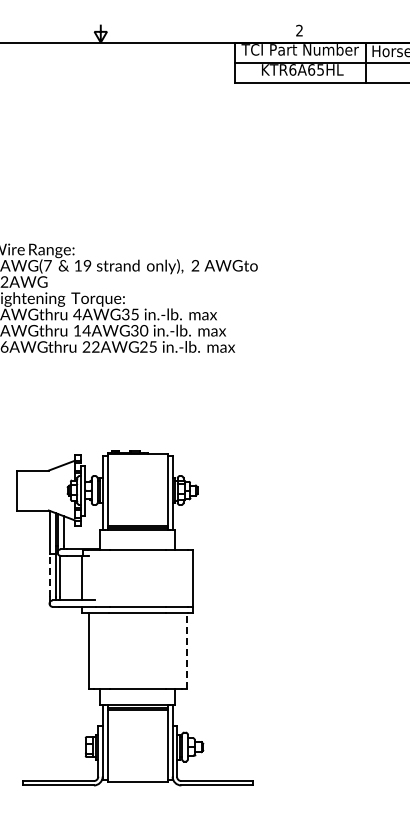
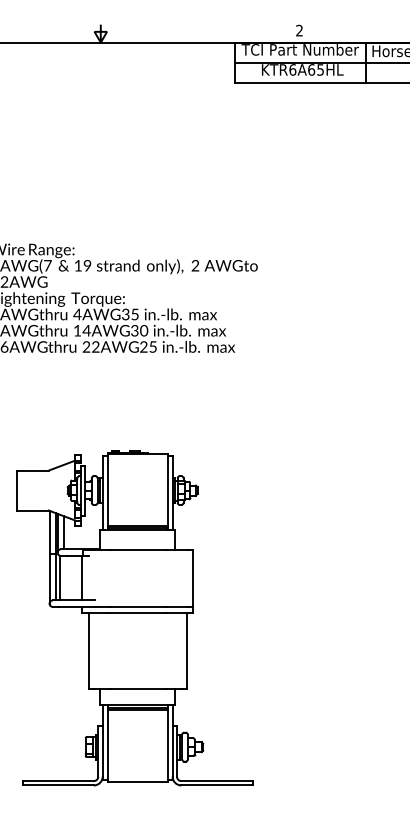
line: dashed -> solid (49, 575)
line: dashed -> solid (186, 650)
